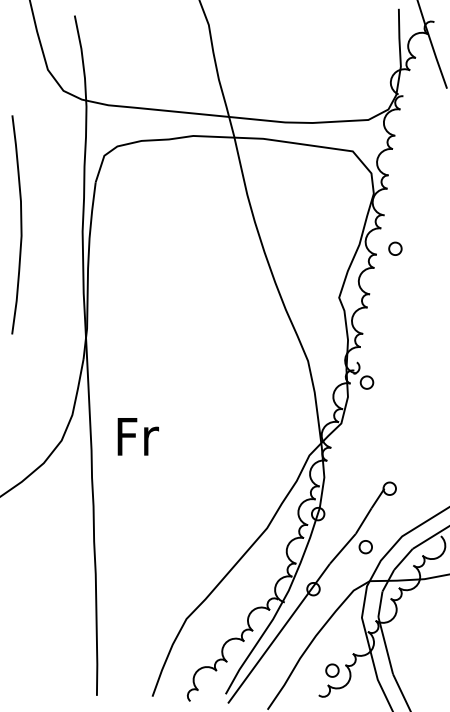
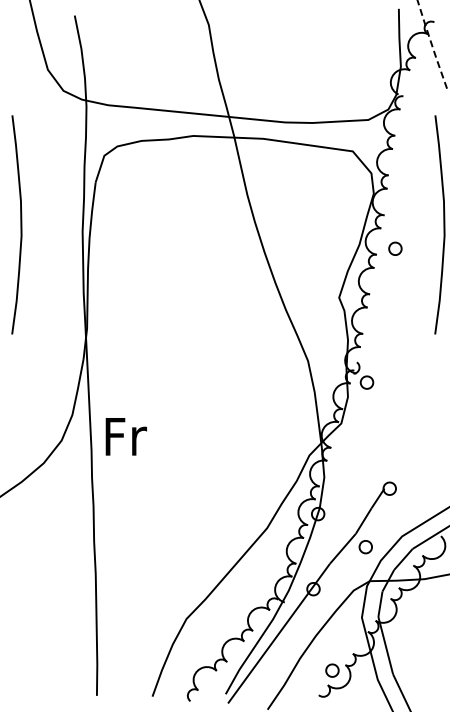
line: solid -> dashed (432, 45)
curve: none -> present (443, 224)
text position: (137, 436) -> (125, 436) (125, 436)
